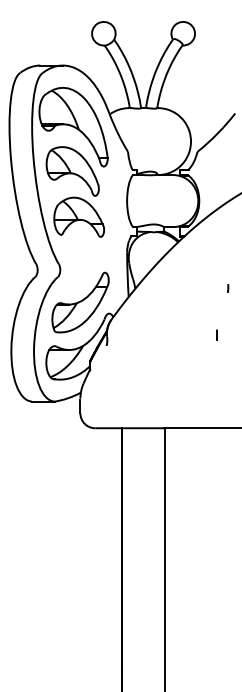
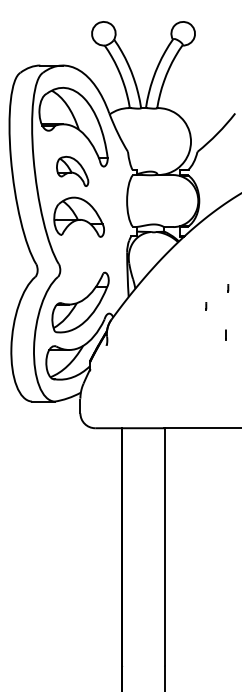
part size: 55x51 px -> 34x32 px (72, 170)
part: none -> present (206, 306)
line position: (216, 334) -> (225, 334) (225, 334)
